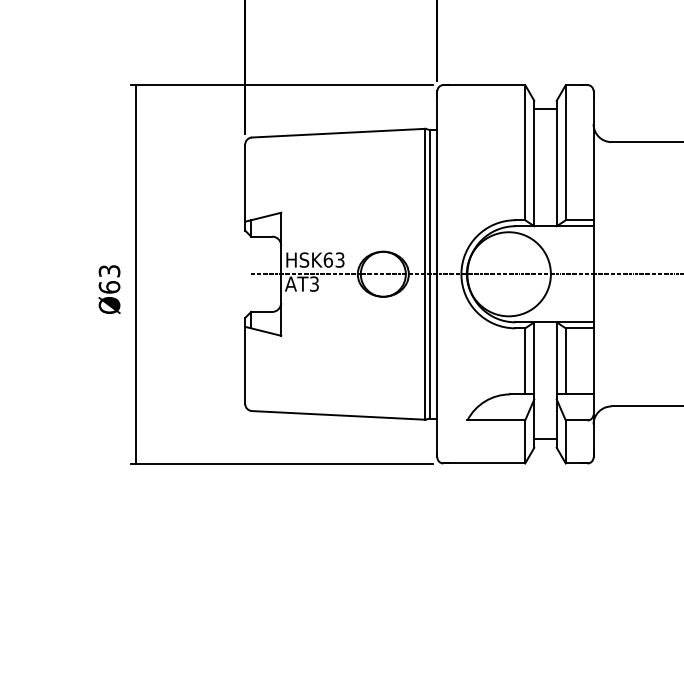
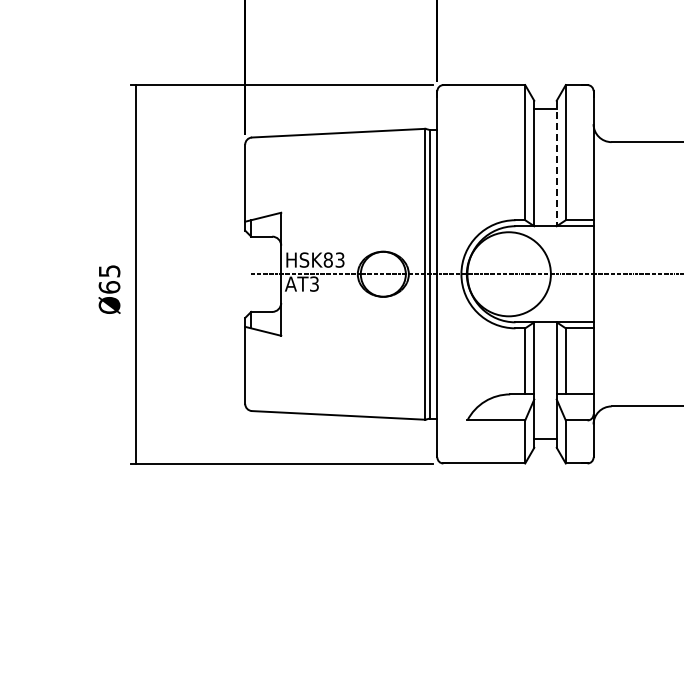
line: solid -> dashed (556, 163)
text: HSK63 -> HSK83 (327, 259)
text: Ø63 -> Ø65 (108, 270)
